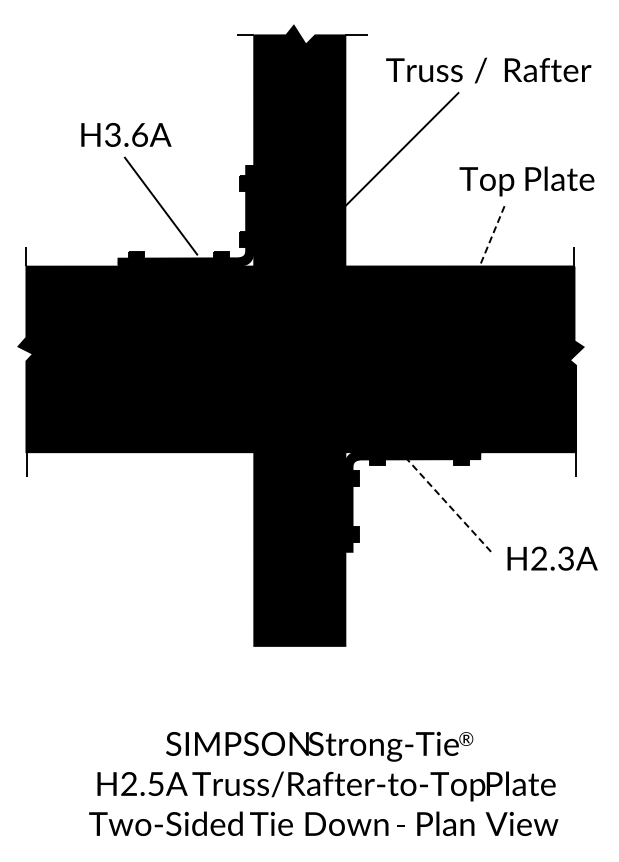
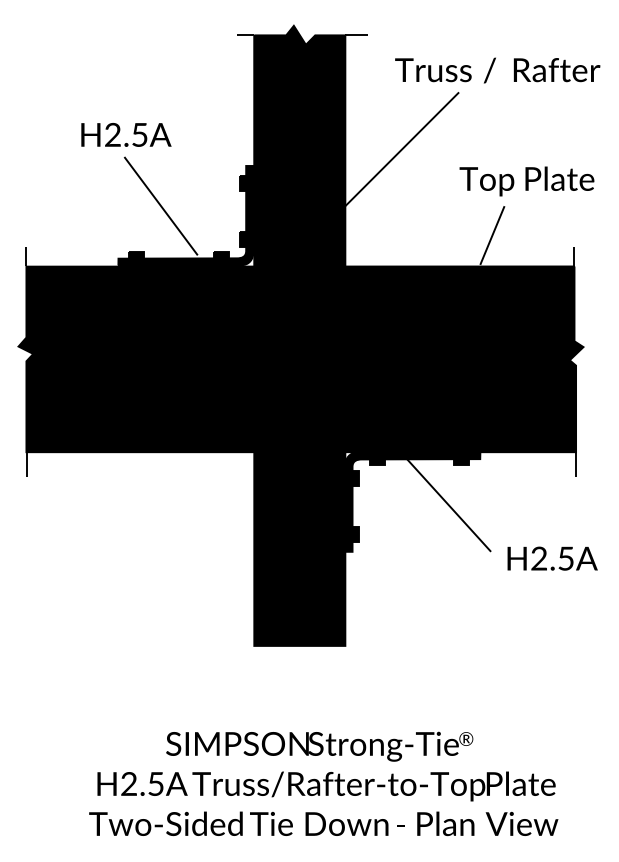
text position: (488, 70) -> (497, 70) (497, 70)
text: H3.6A -> H2.5A (126, 134)
line: dashed -> solid (492, 235)
line: dashed -> solid (448, 505)
text: H2.3A -> H2.5A (565, 558)
